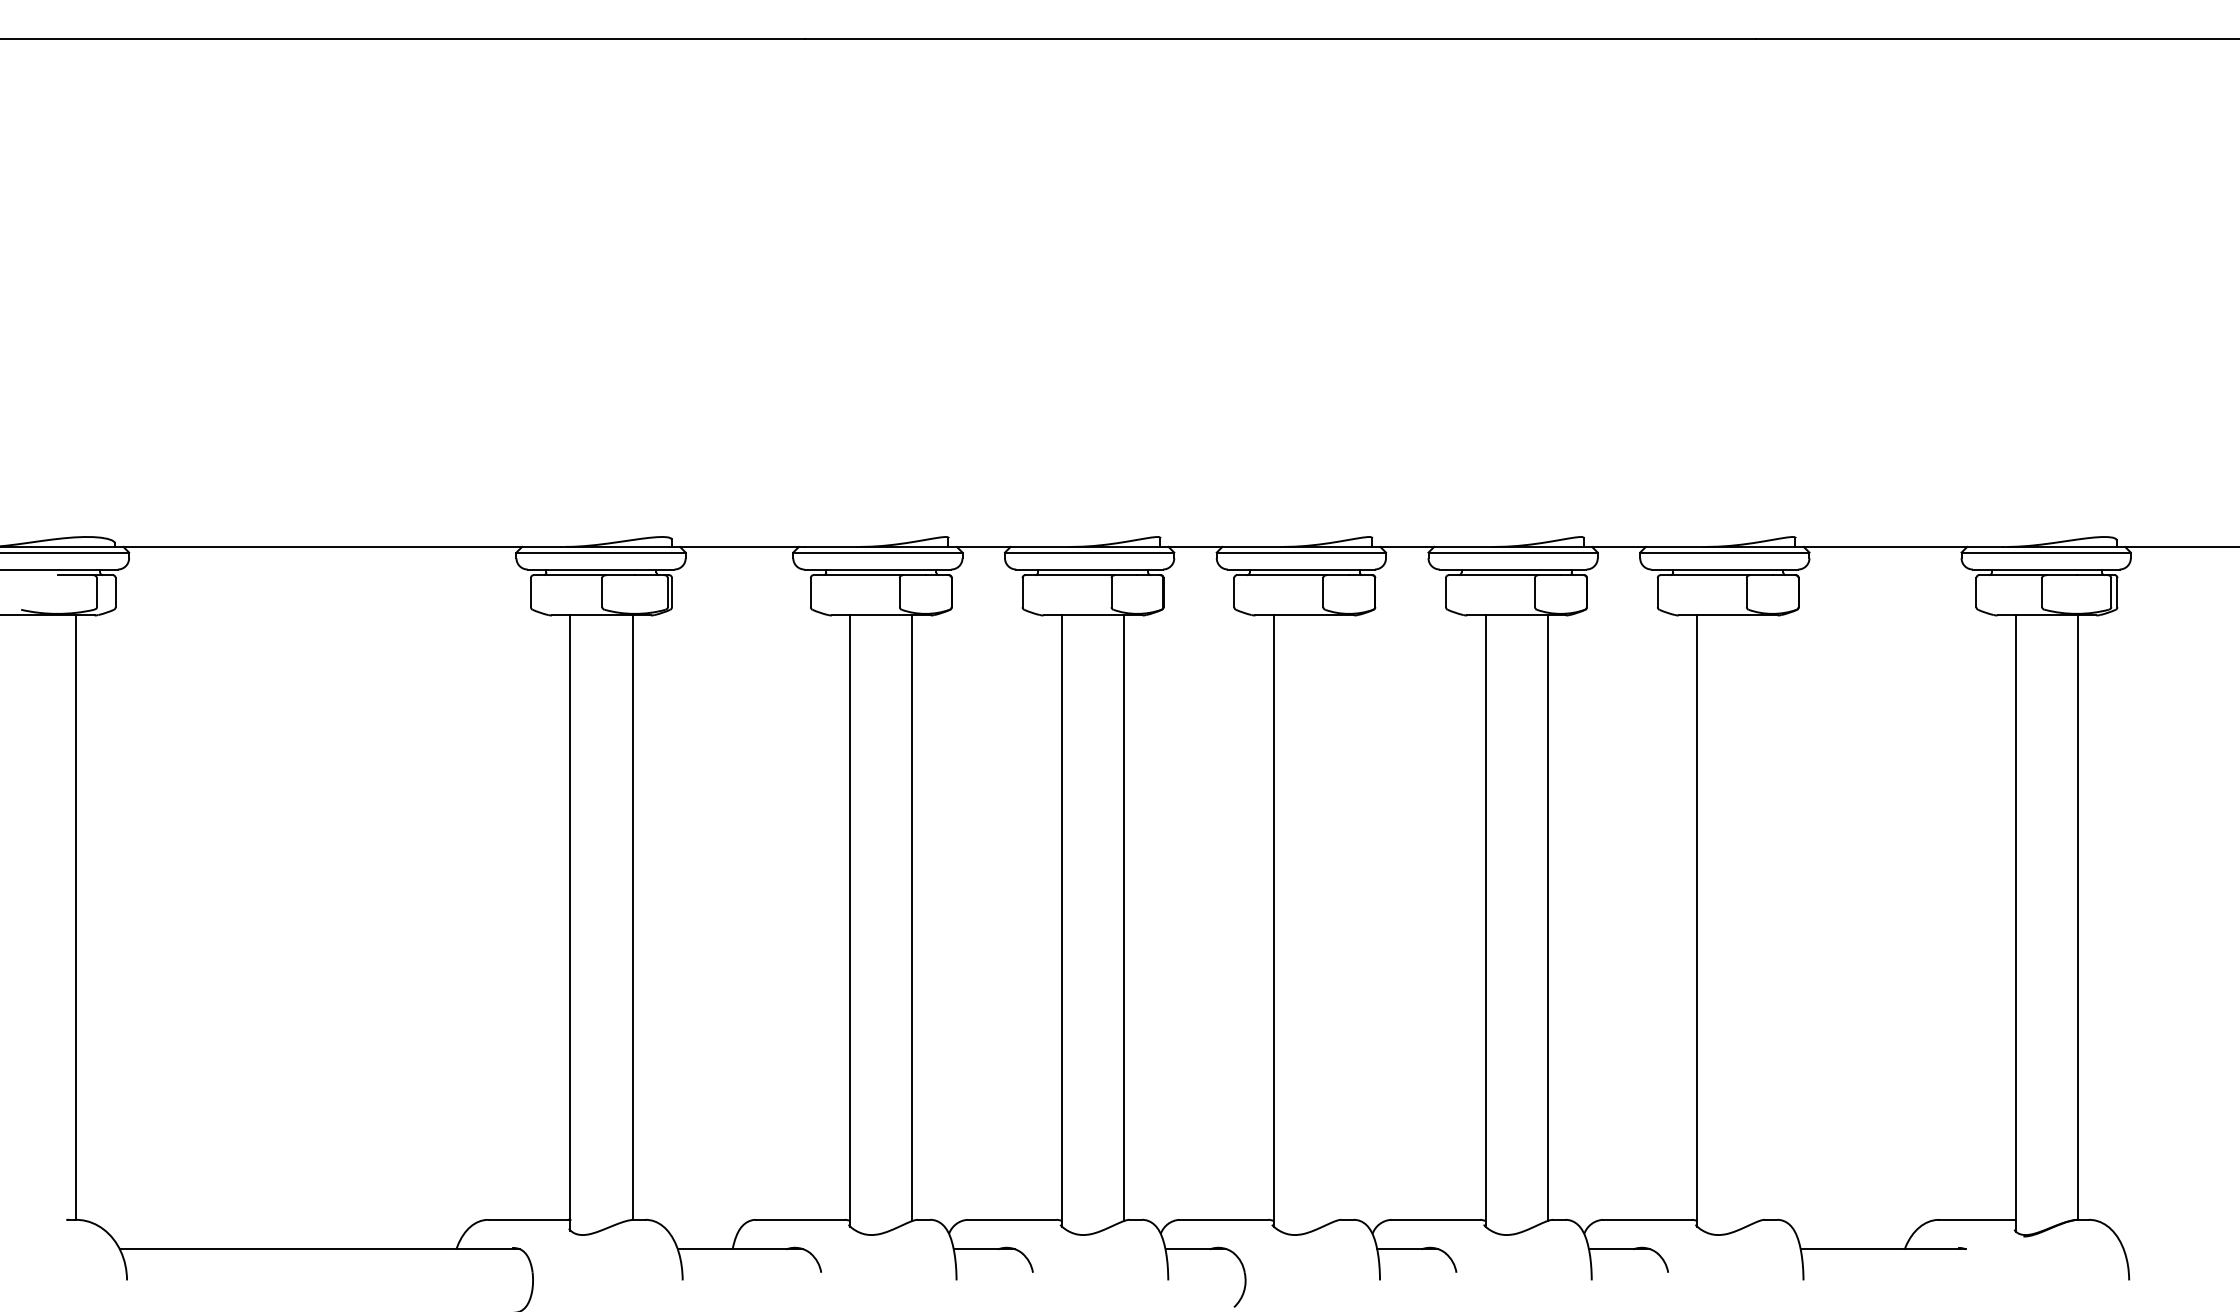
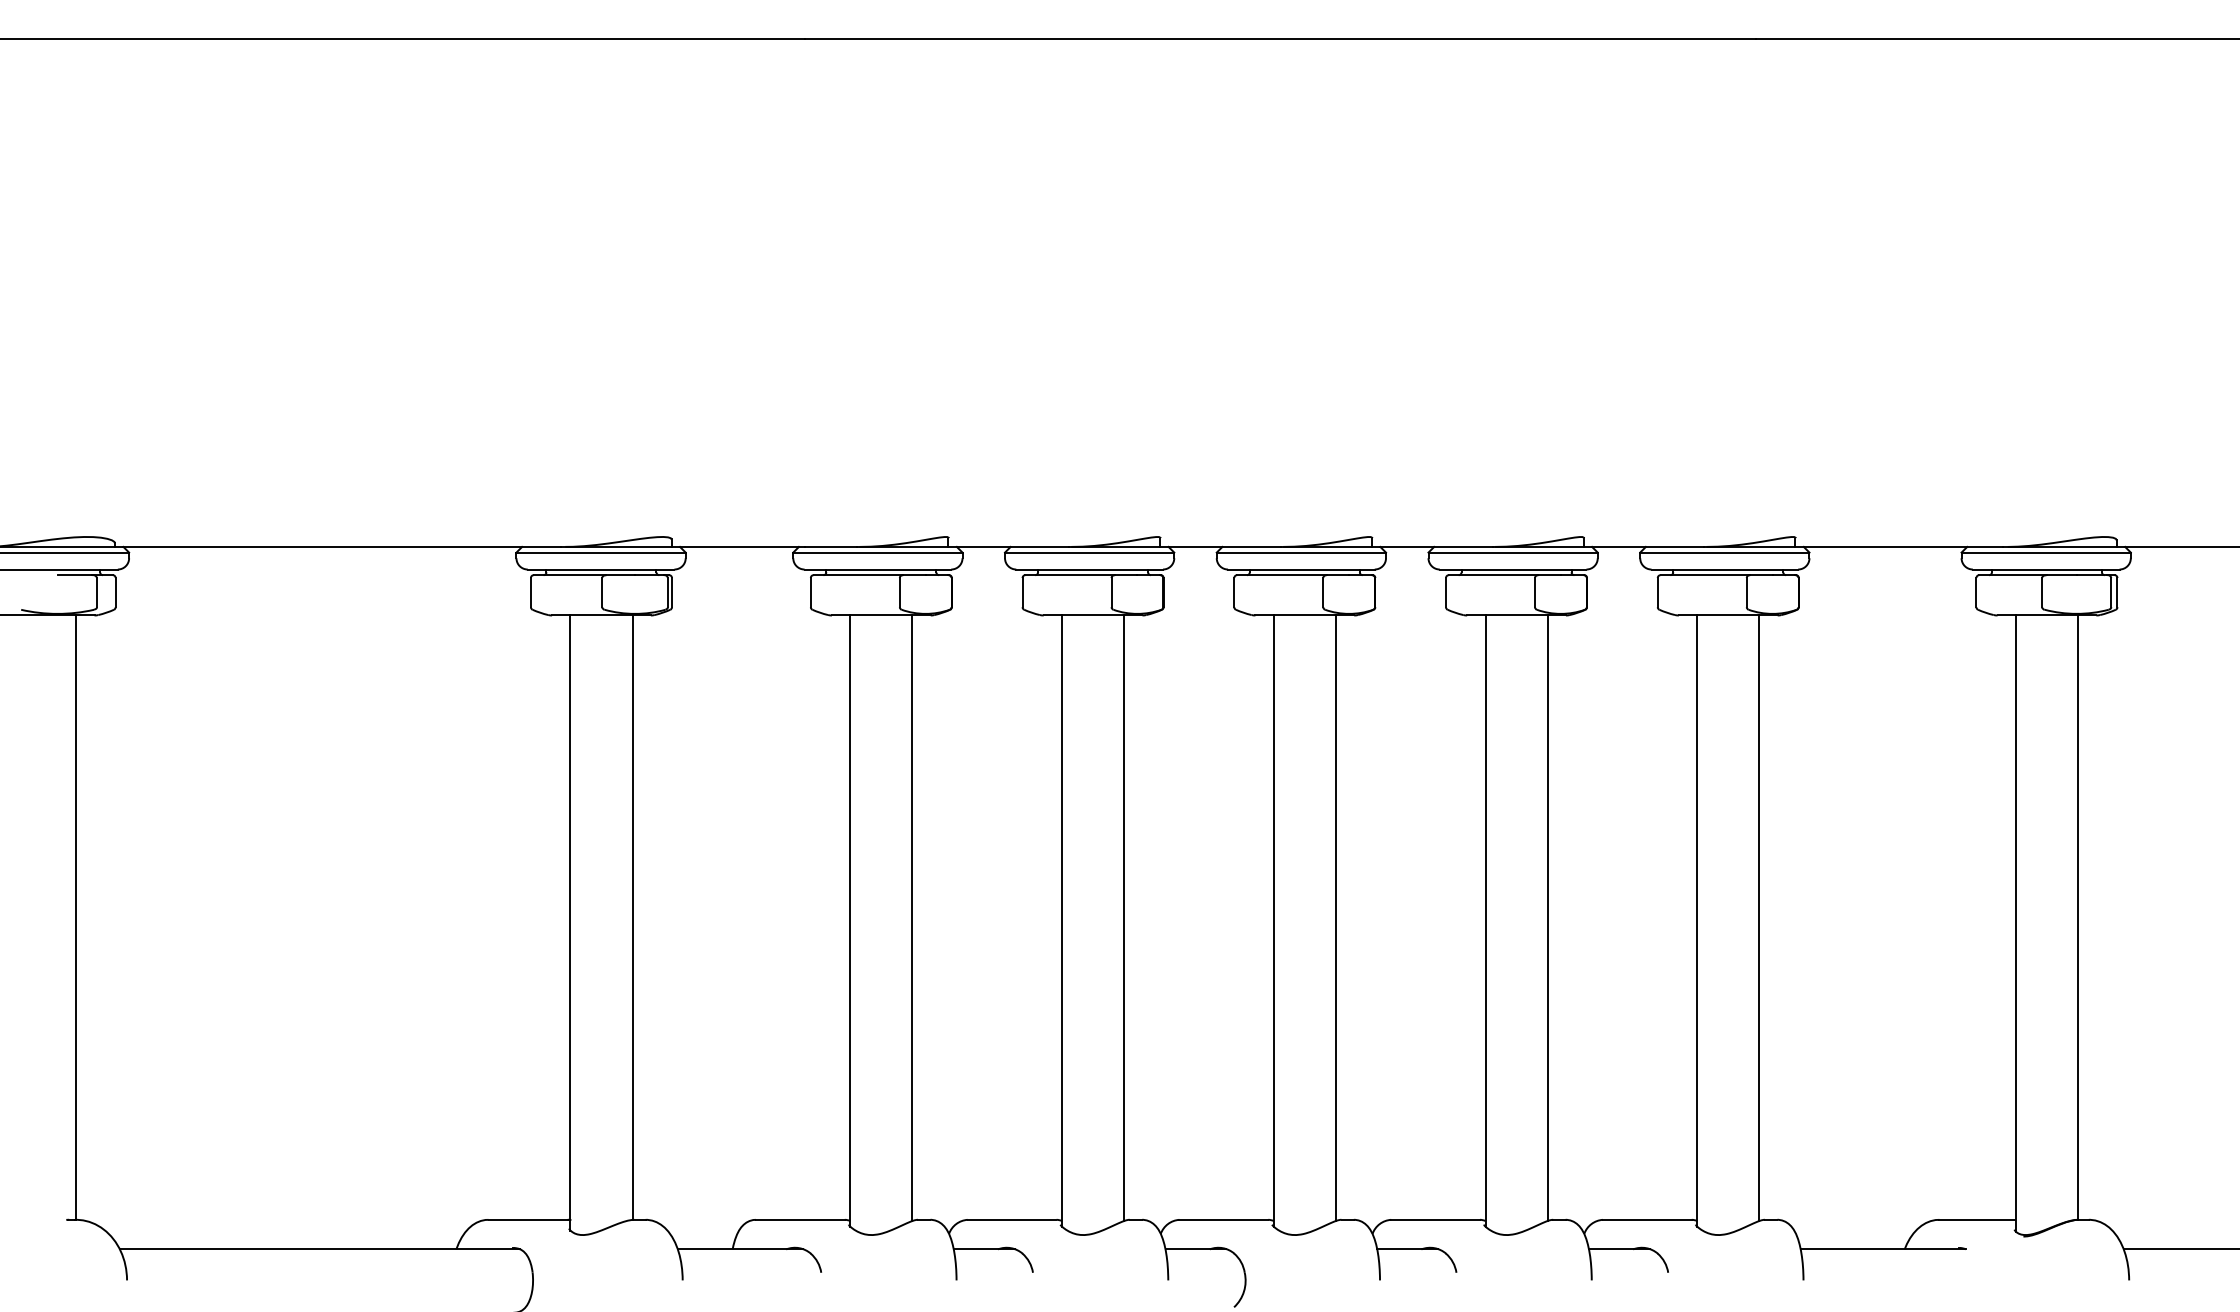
line: none -> present (1335, 918)
line: none -> present (1759, 918)
line: none -> present (2179, 1249)
